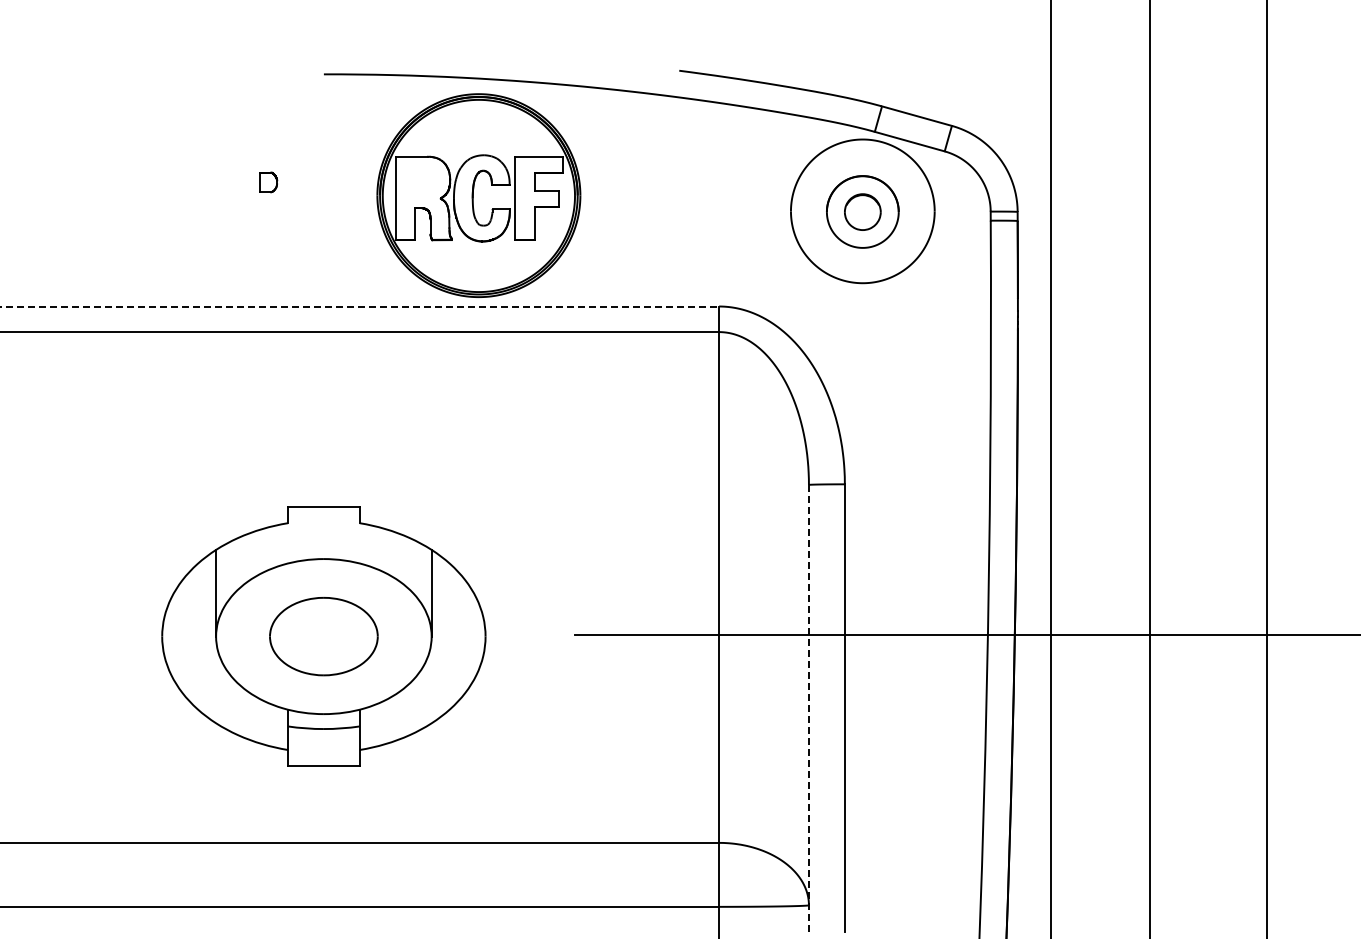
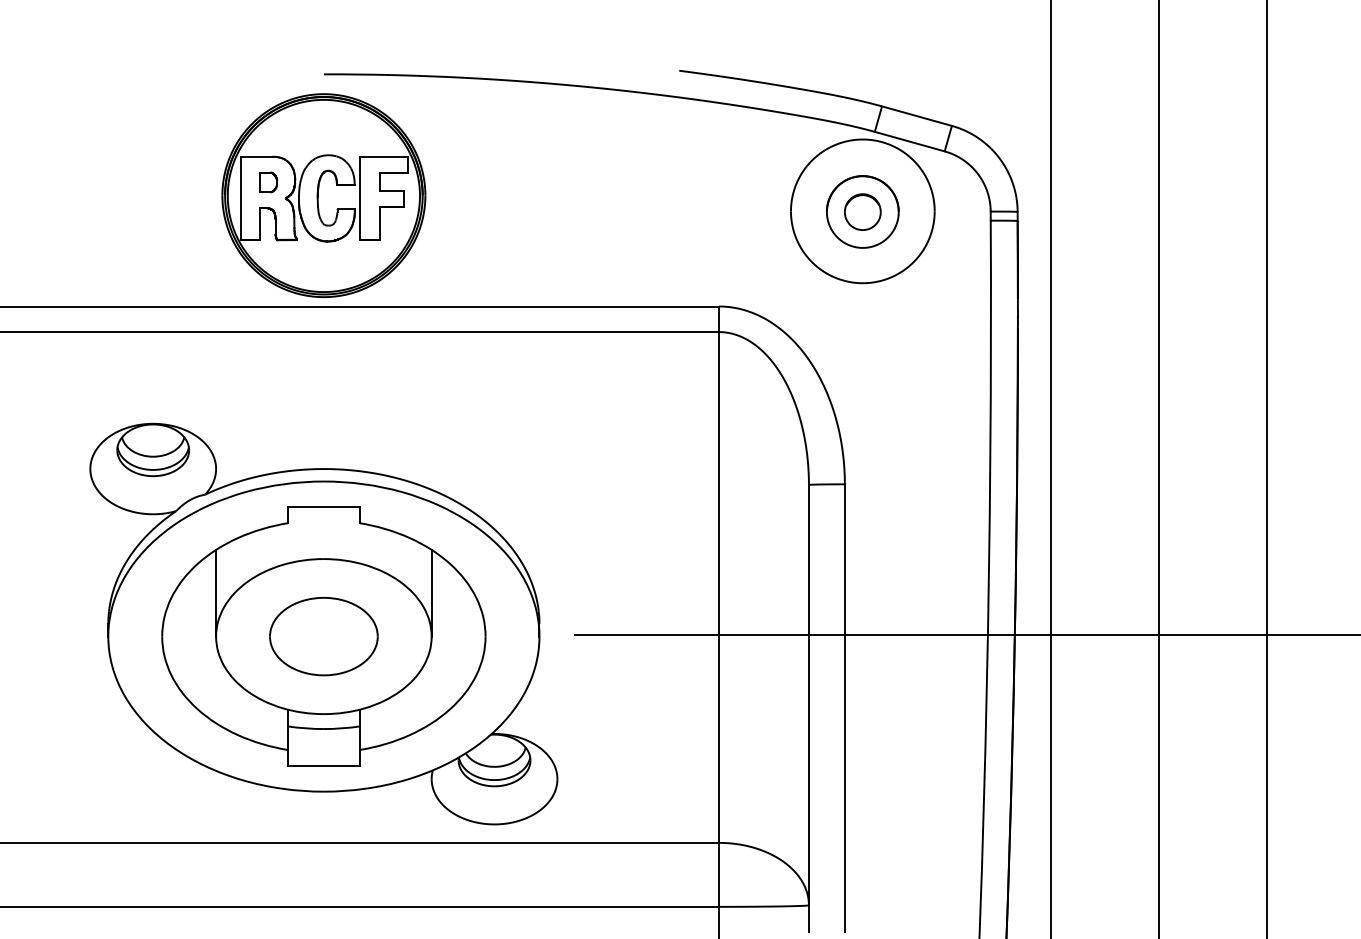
part position: (478, 195) -> (323, 195) (323, 195)
line: dashed -> solid (360, 306)
line position: (1150, 468) -> (1159, 468) (1159, 468)
part: none -> present (323, 623)
line: dashed -> solid (808, 708)
